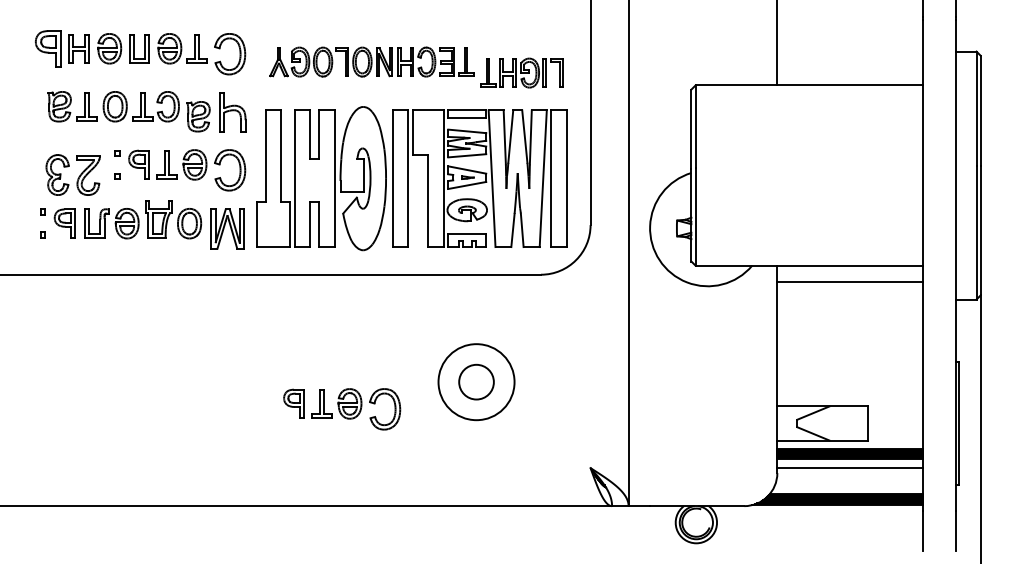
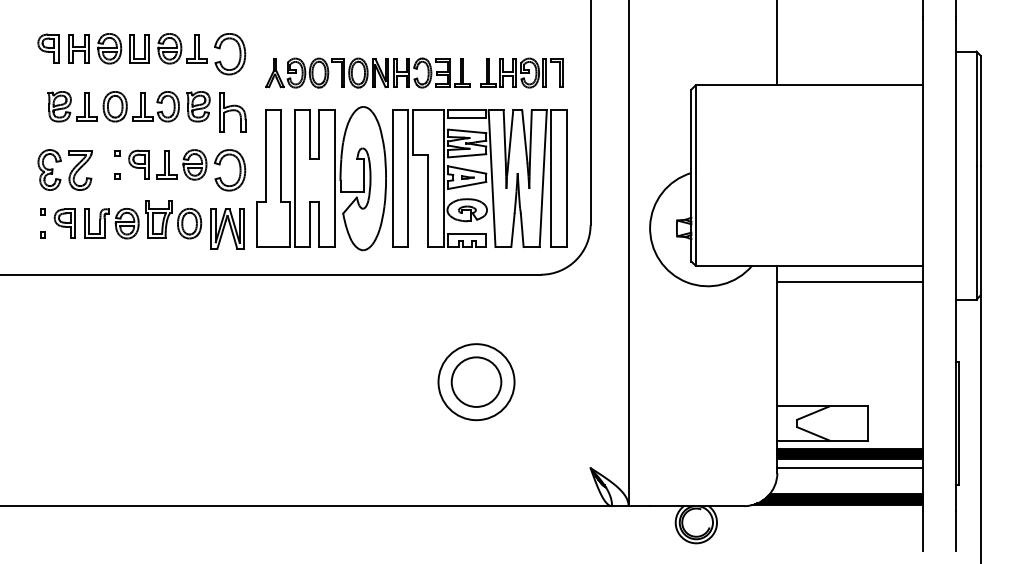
part size: 27x38 px -> 23x31 px (48, 48)
part position: (371, 61) -> (367, 72) (367, 72)
part position: (198, 116) -> (198, 106) (198, 106)
part position: (78, 176) -> (70, 171) (70, 171)
circle diameter: 35 px -> 50 px (476, 381)
part: present -> none (342, 409)
